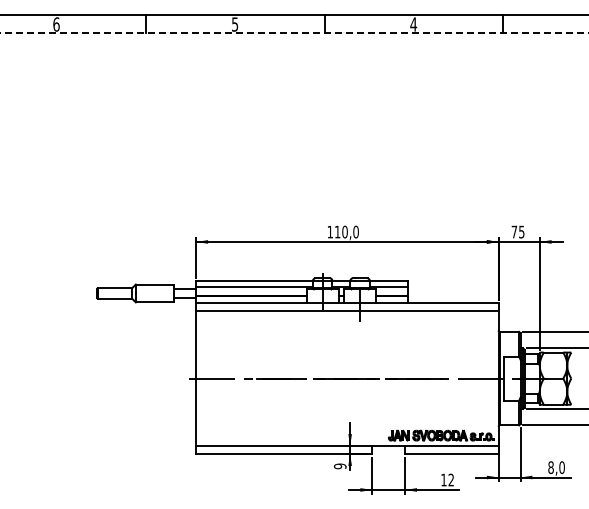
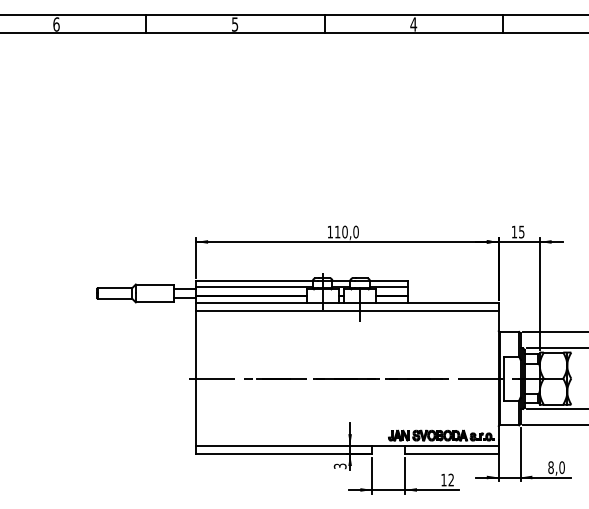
line: dashed -> solid (294, 33)
text: 75 -> 15 (514, 231)
text: 9 -> 3 (340, 466)
